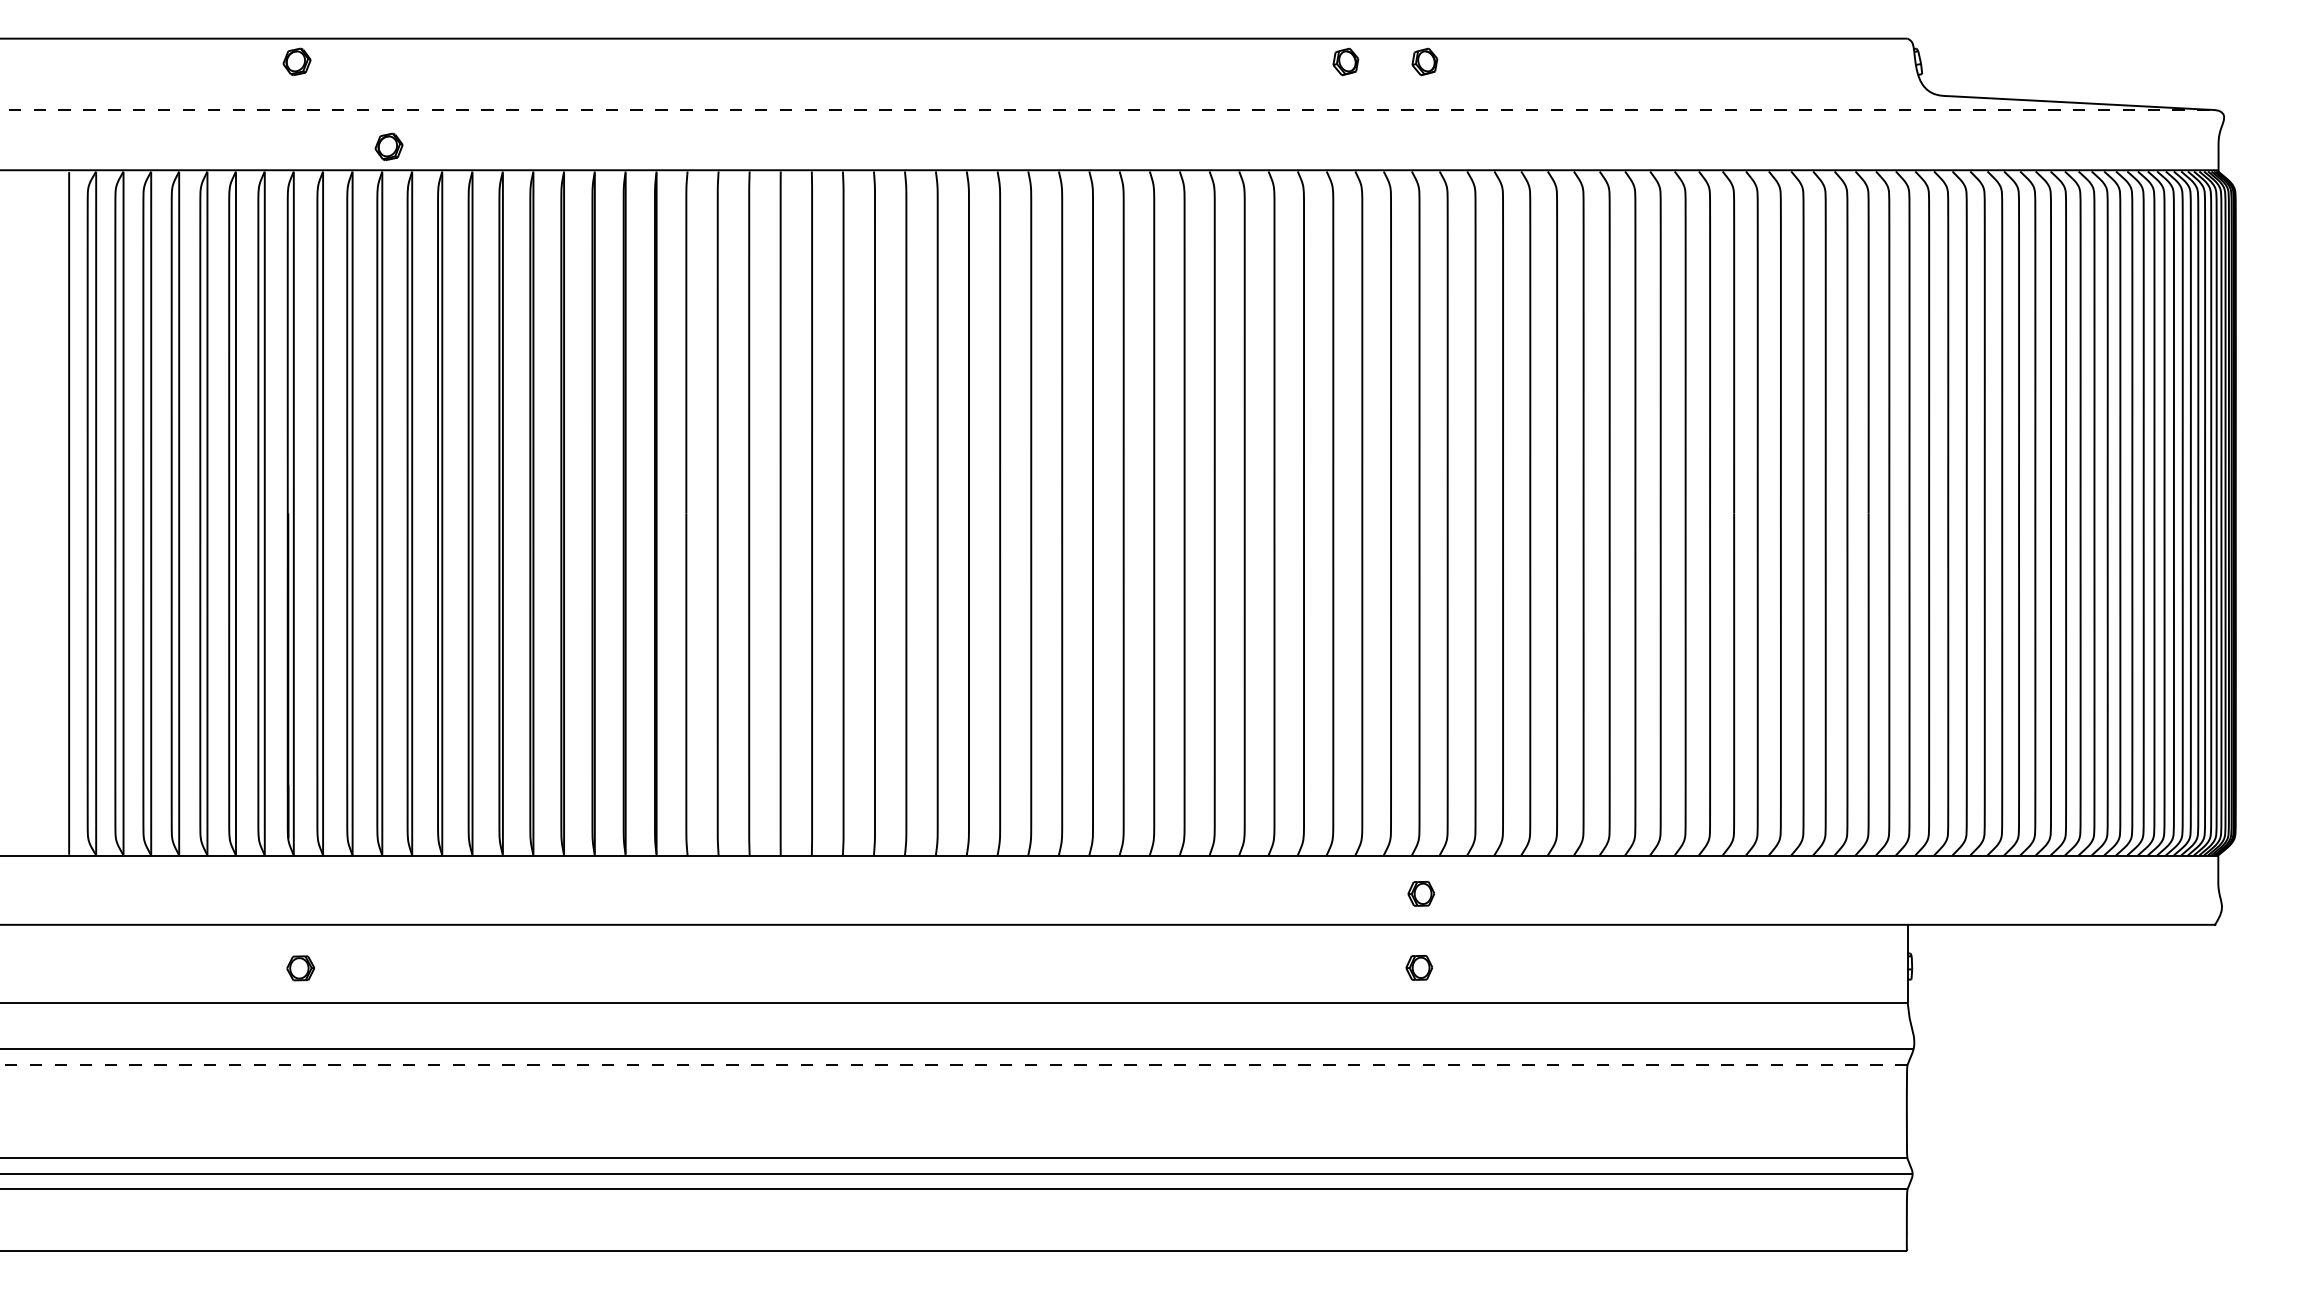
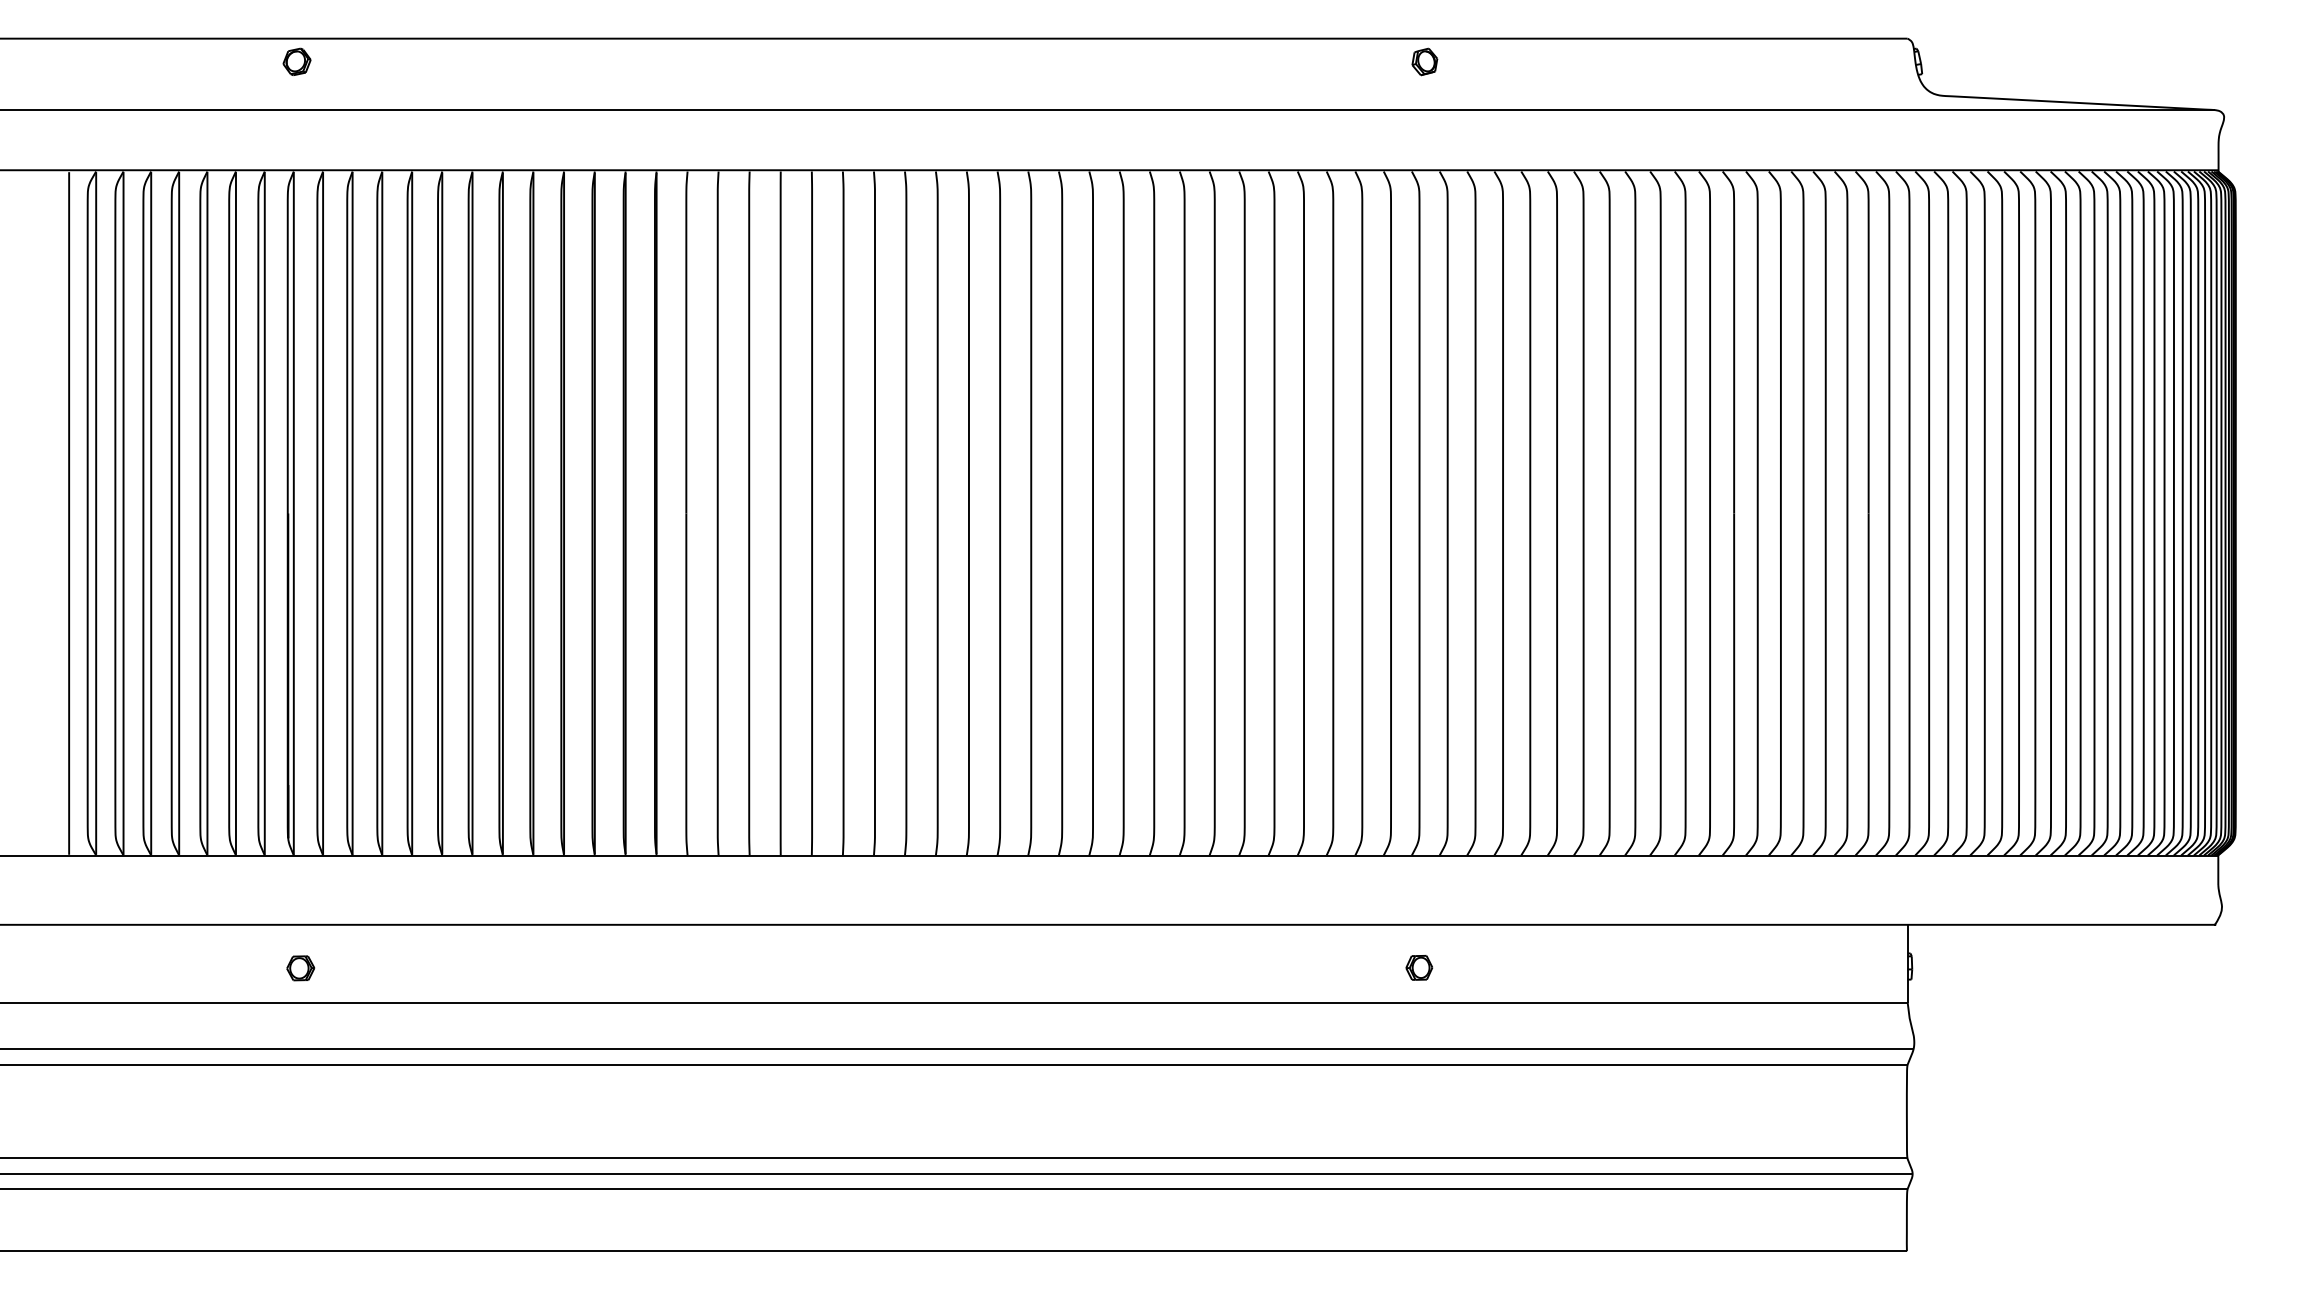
part: present -> none (1345, 61)
line: dashed -> solid (1108, 110)
part: present -> none (388, 146)
part: present -> none (1421, 893)
line: dashed -> solid (953, 1065)
